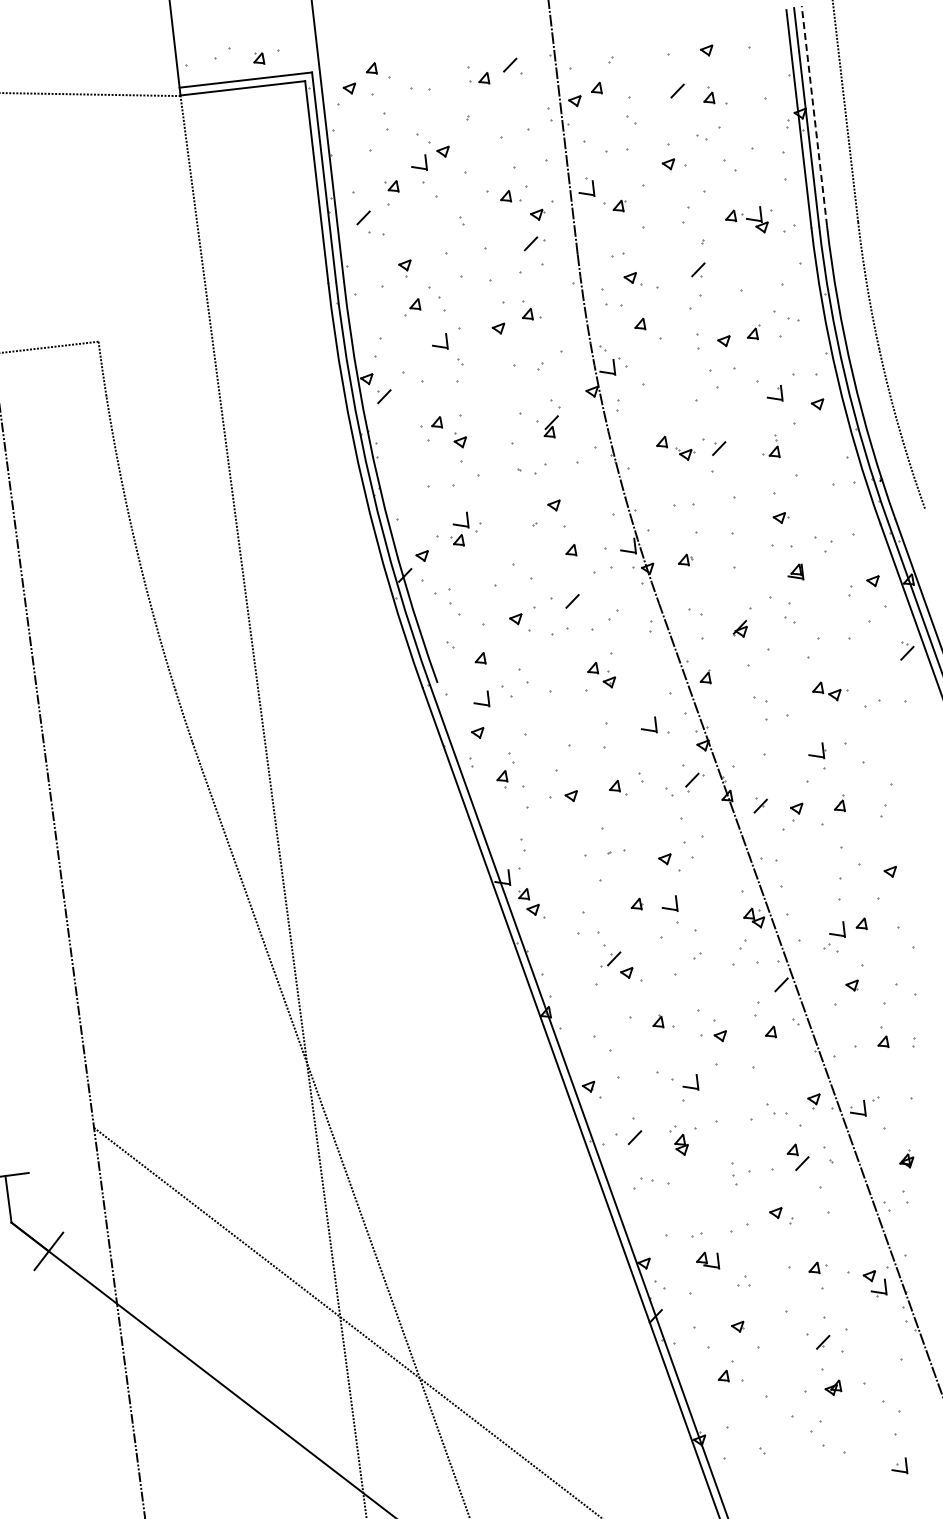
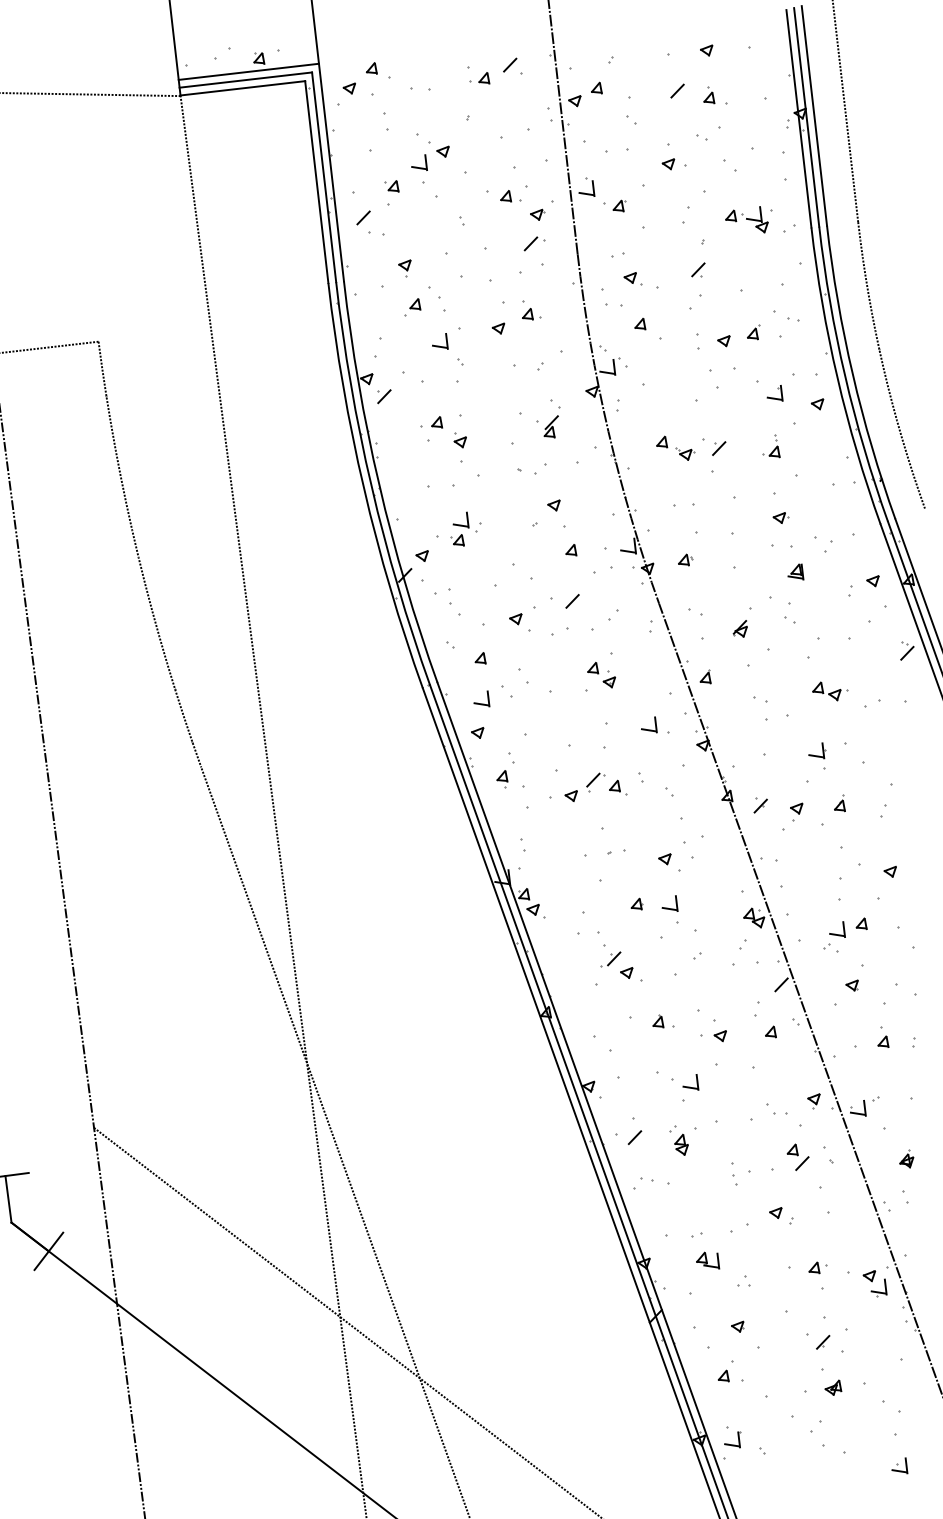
line: none -> present (248, 71)
line: dashed -> solid (814, 115)
part position: (694, 782) -> (595, 782) (595, 782)
line: none -> present (586, 1098)
part: none -> present (732, 1439)
